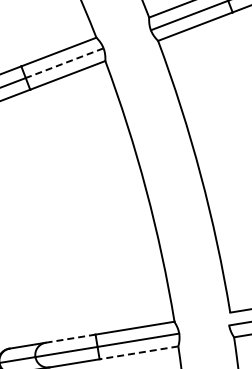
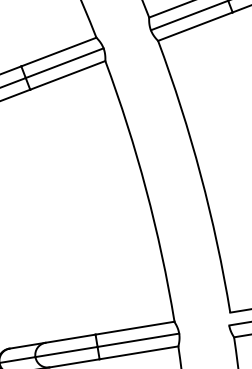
line: dashed -> solid (64, 63)
line: dashed -> solid (71, 338)
line: dashed -> solid (138, 352)
